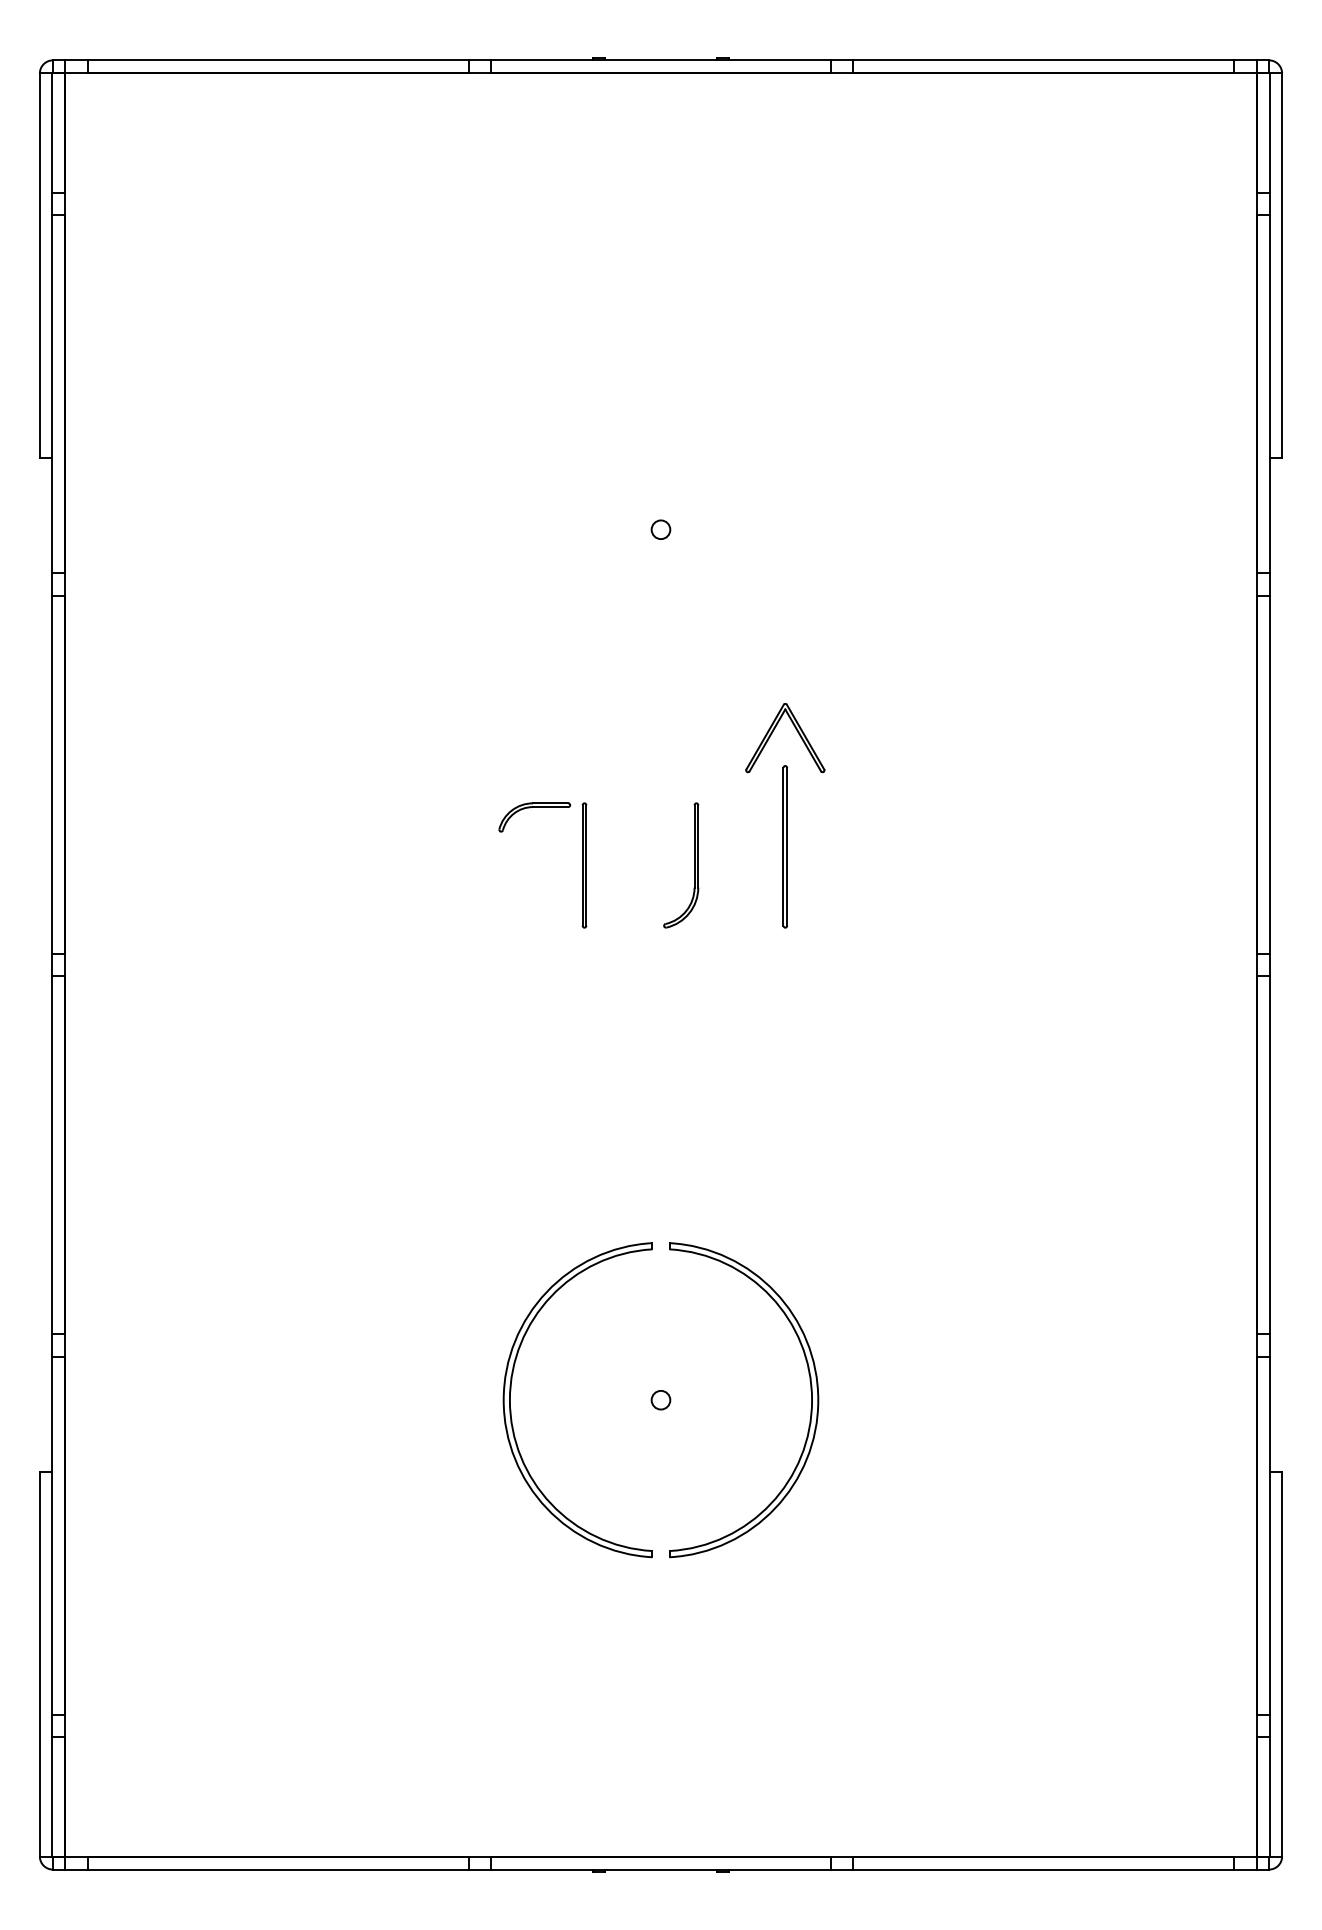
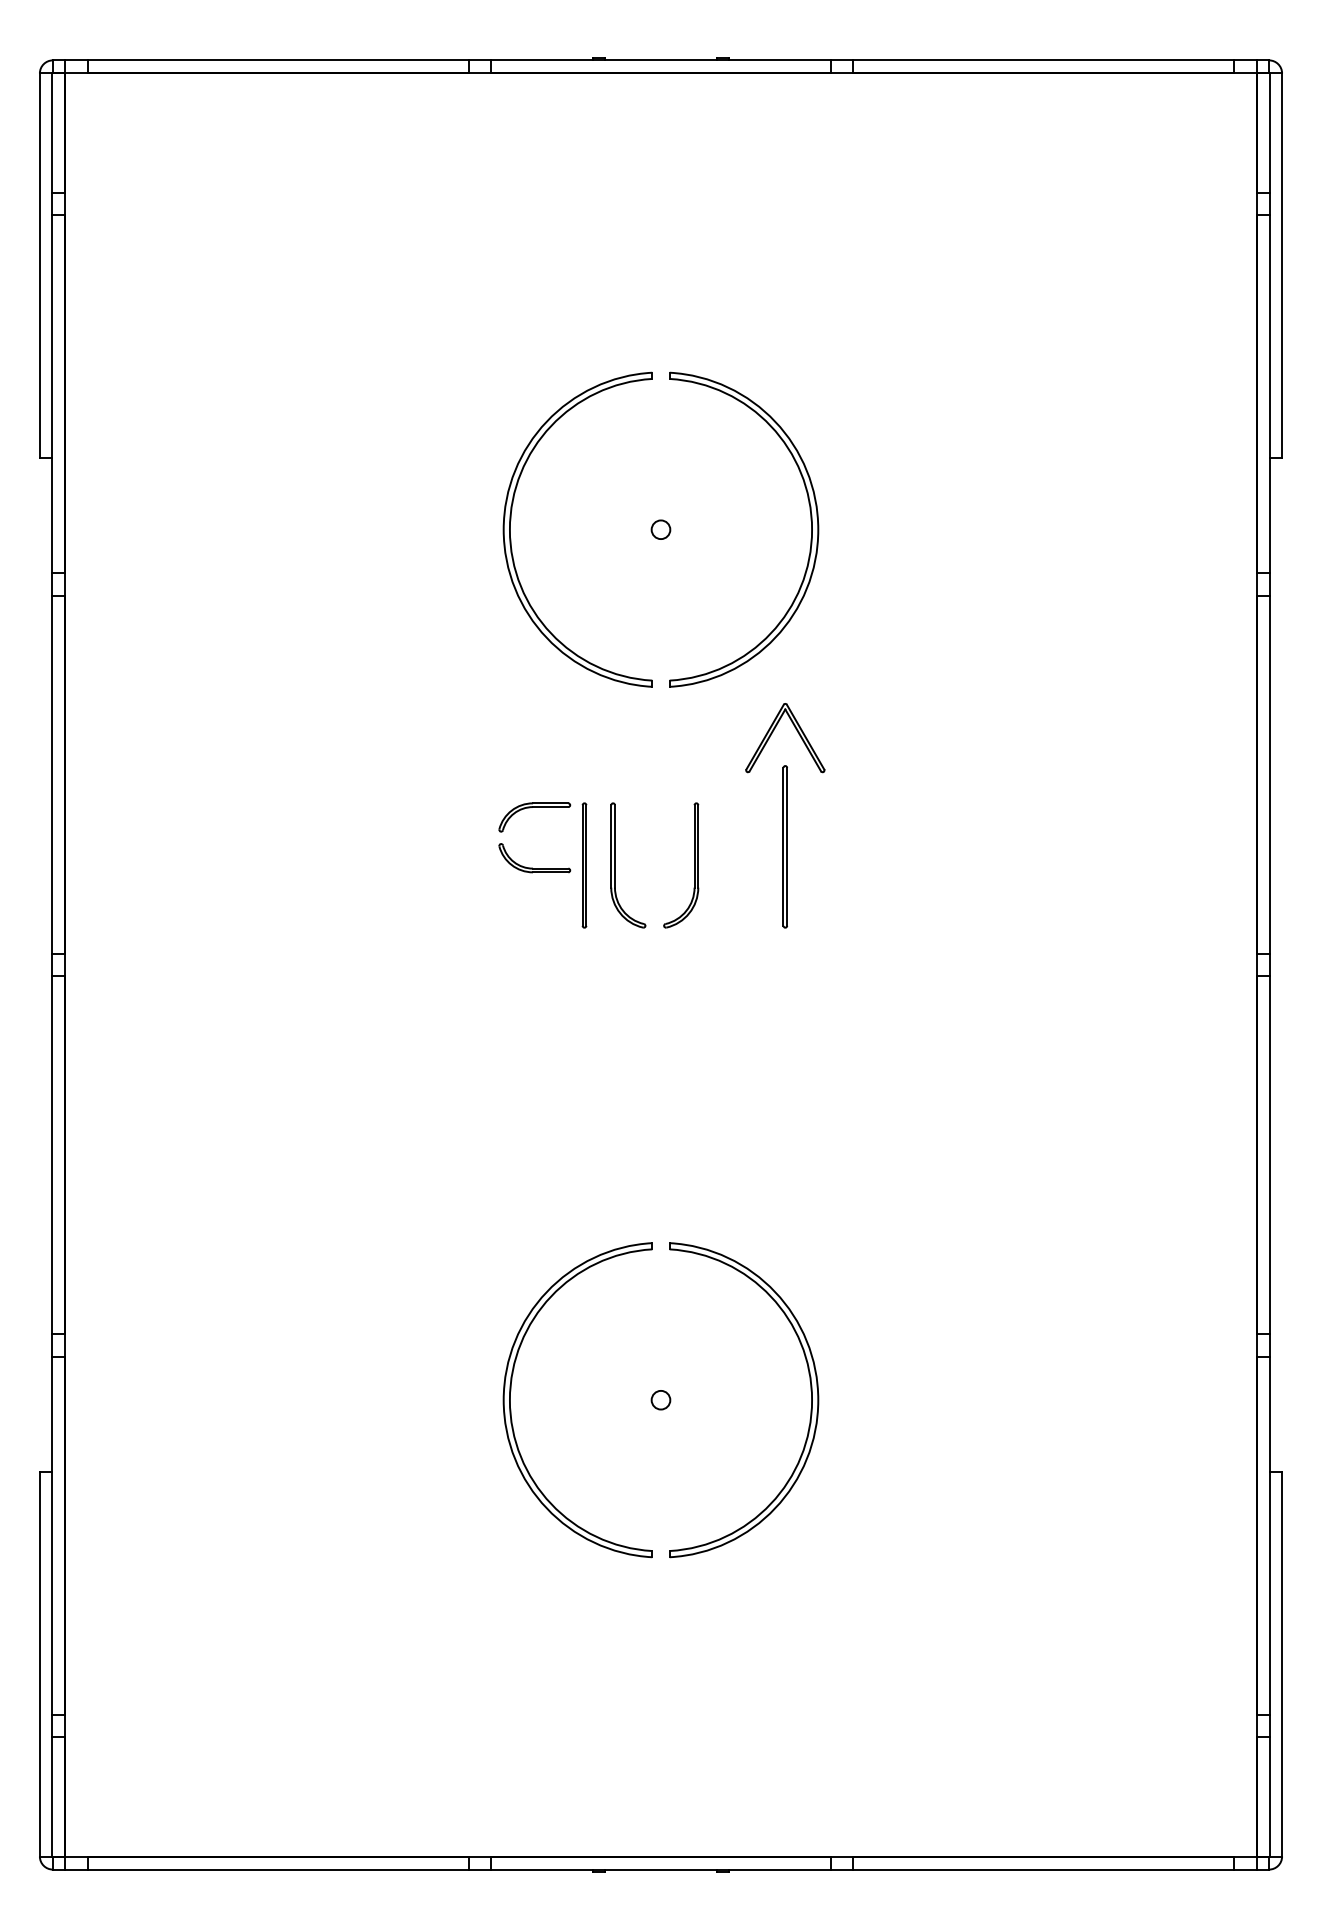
part: none -> present (511, 520)
part: none -> present (810, 520)
part: none -> present (615, 865)
part: none -> present (532, 867)
